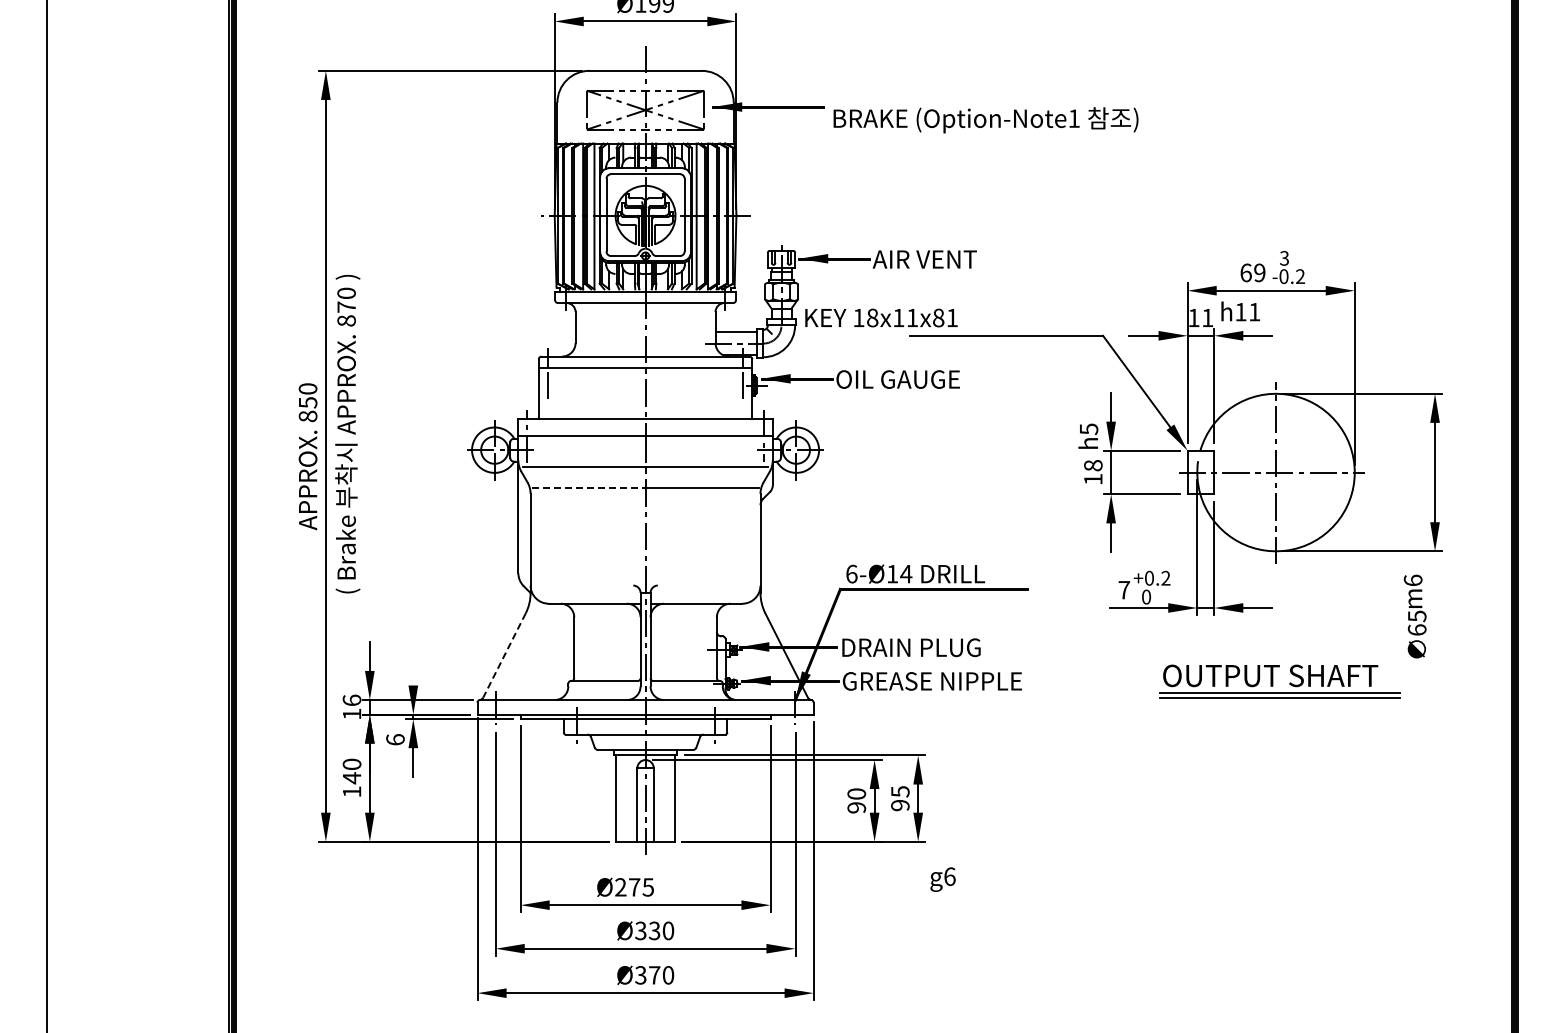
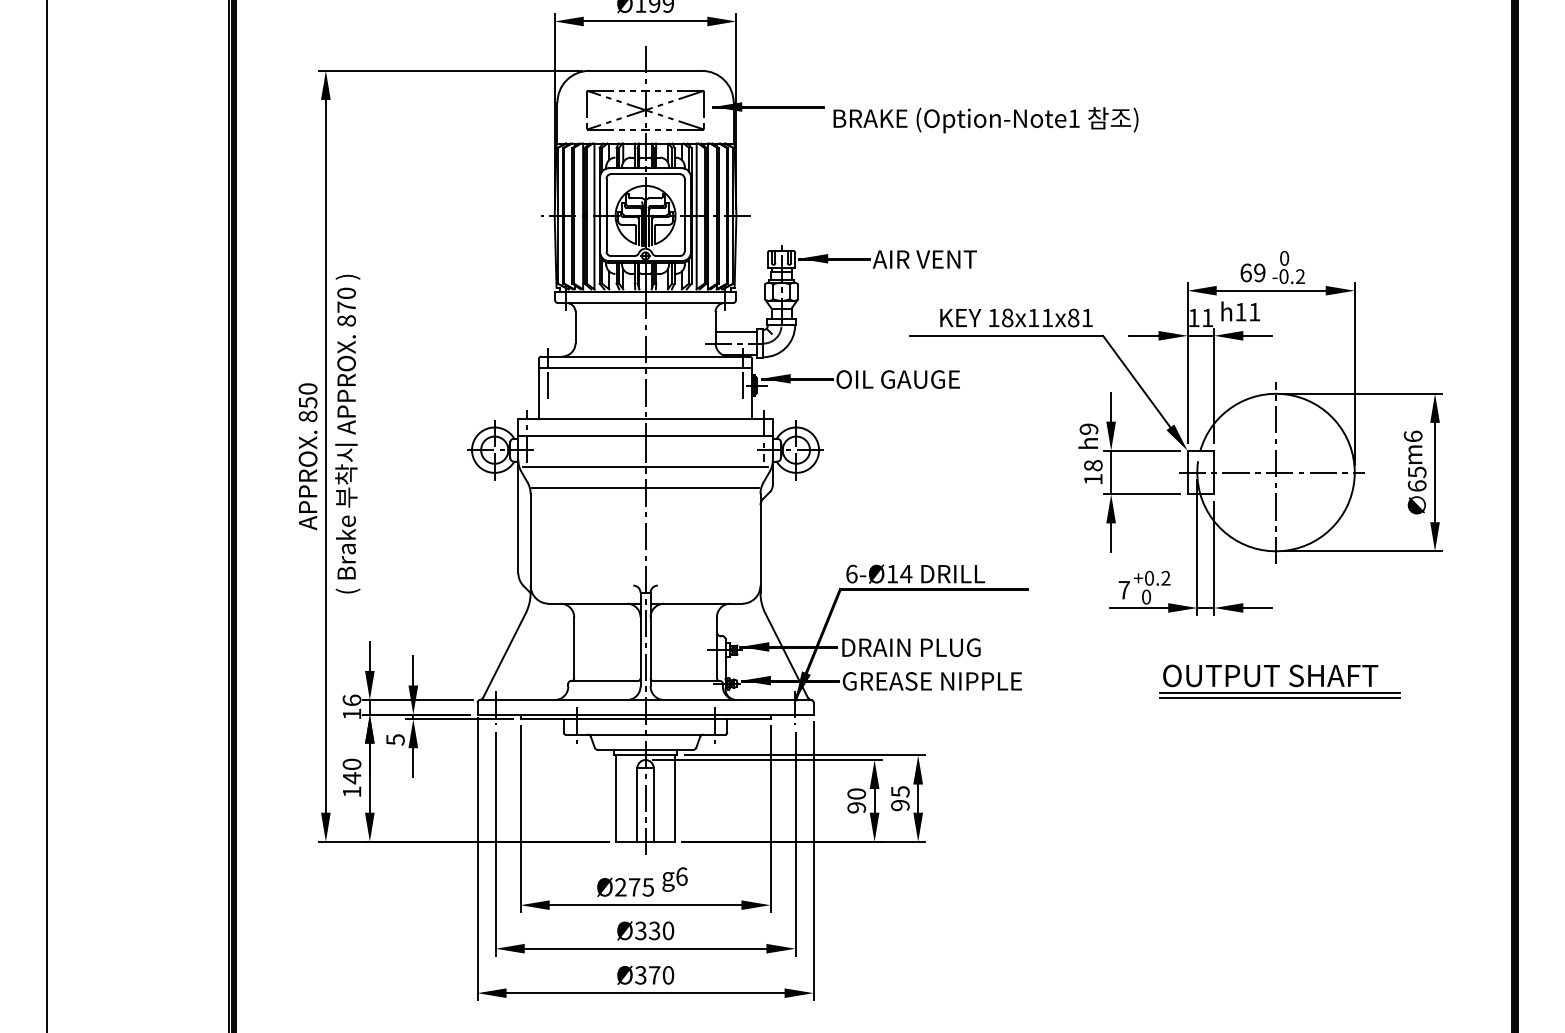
text: 3 -> 0 (1284, 258)
text position: (881, 317) -> (1016, 317) (1016, 317)
text: h5 -> h9 (1088, 429)
line: dashed -> solid (588, 487)
text position: (1414, 616) -> (1414, 472) (1414, 472)
line: dashed -> solid (504, 655)
line: none -> present (413, 670)
text: 6 -> 5 (395, 739)
text position: (942, 879) -> (674, 879) (674, 879)
